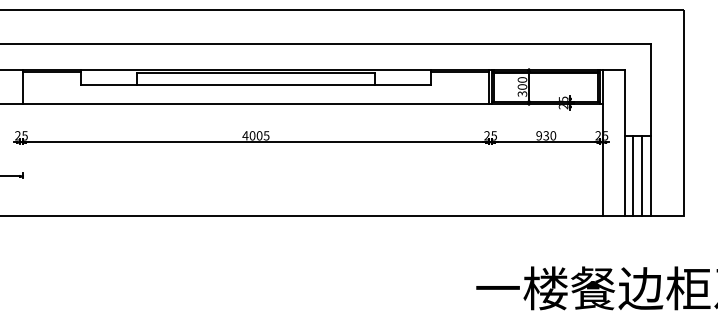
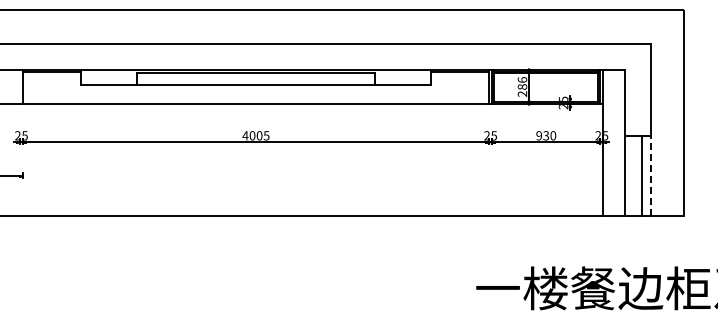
text: 300 -> 286 (522, 86)
line: present -> none (633, 175)
line: solid -> dashed (650, 175)
